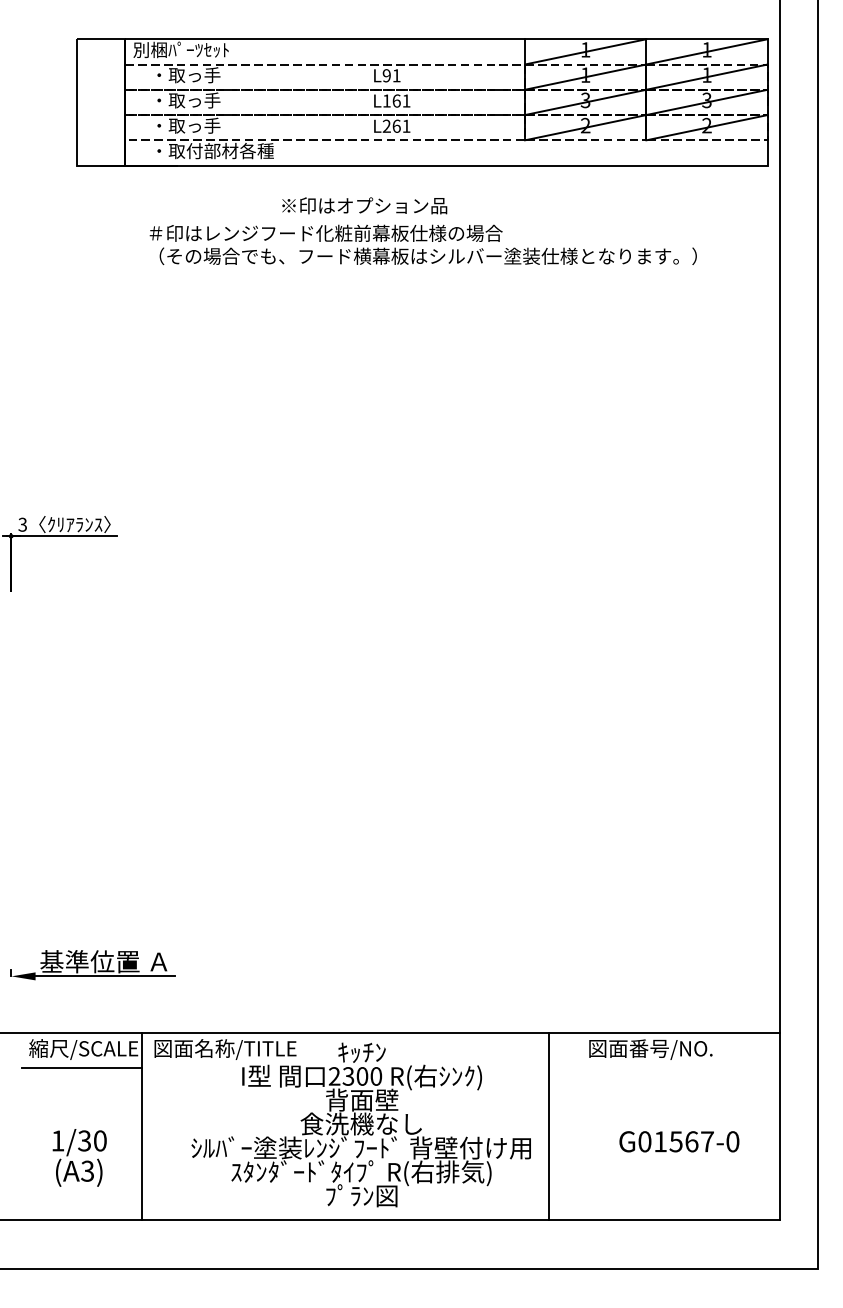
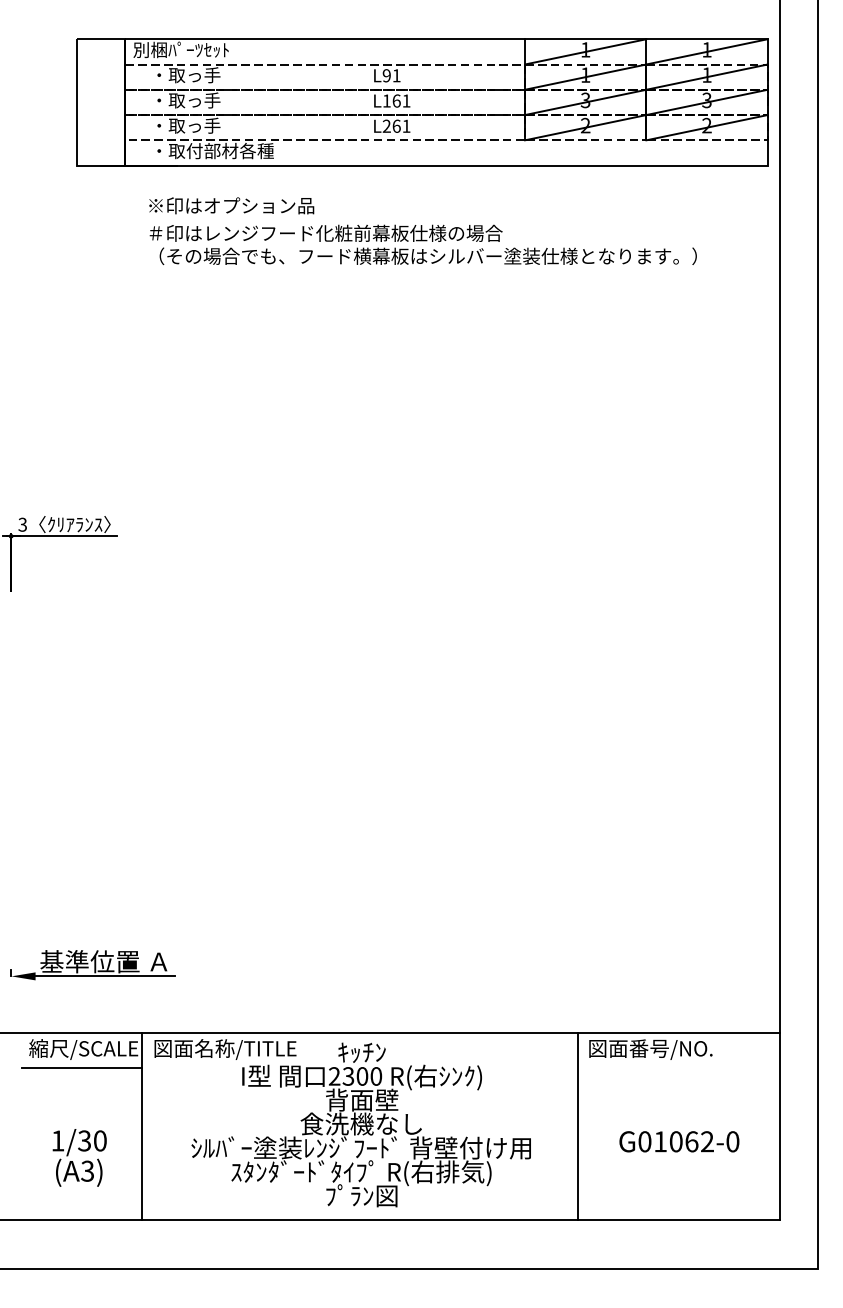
text position: (364, 205) -> (231, 205) (231, 205)
line position: (549, 1126) -> (578, 1126) (578, 1126)
text: G01567-0 -> G01062-0 (691, 1141)
